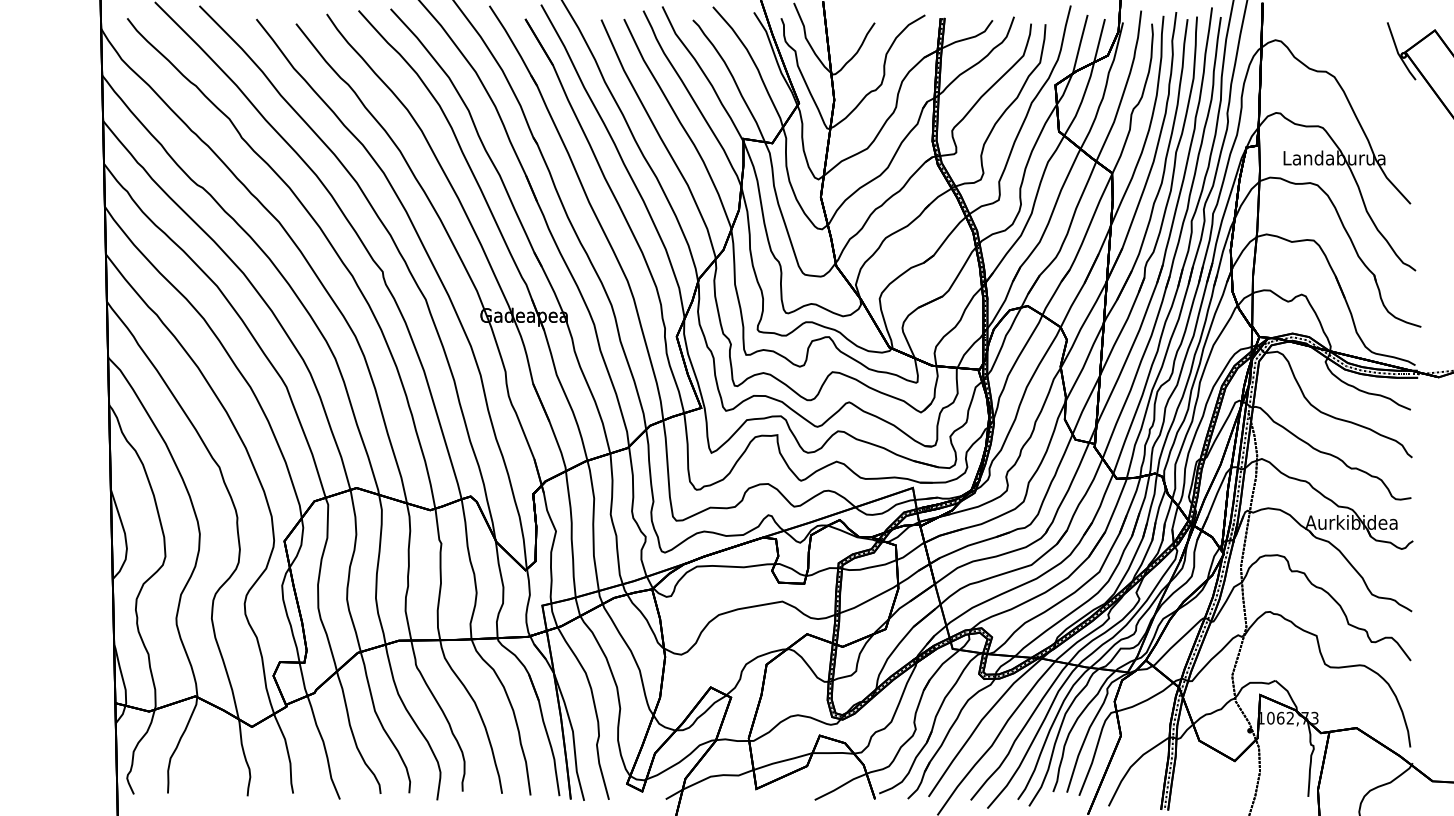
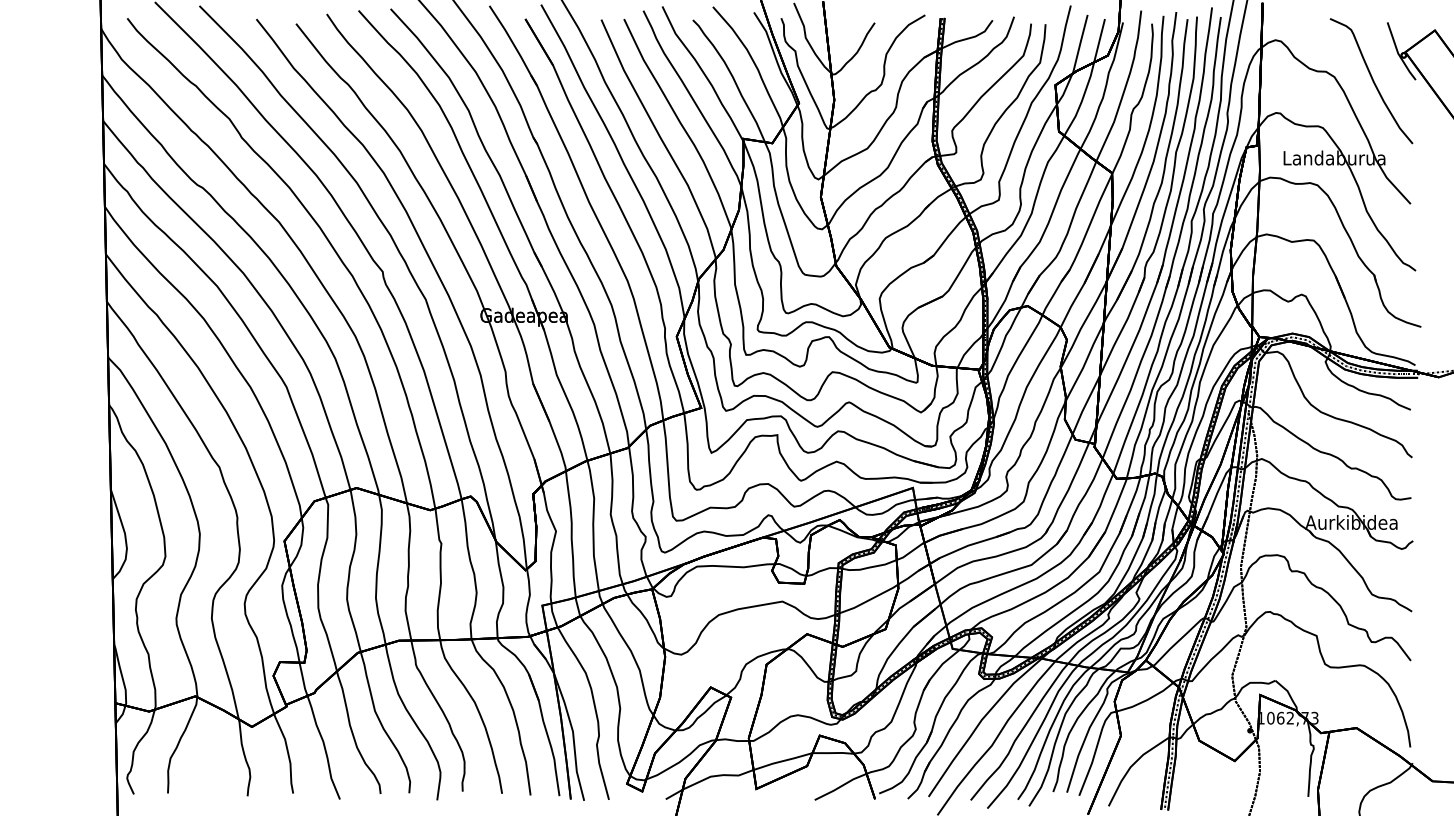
curve: none -> present (1372, 81)
